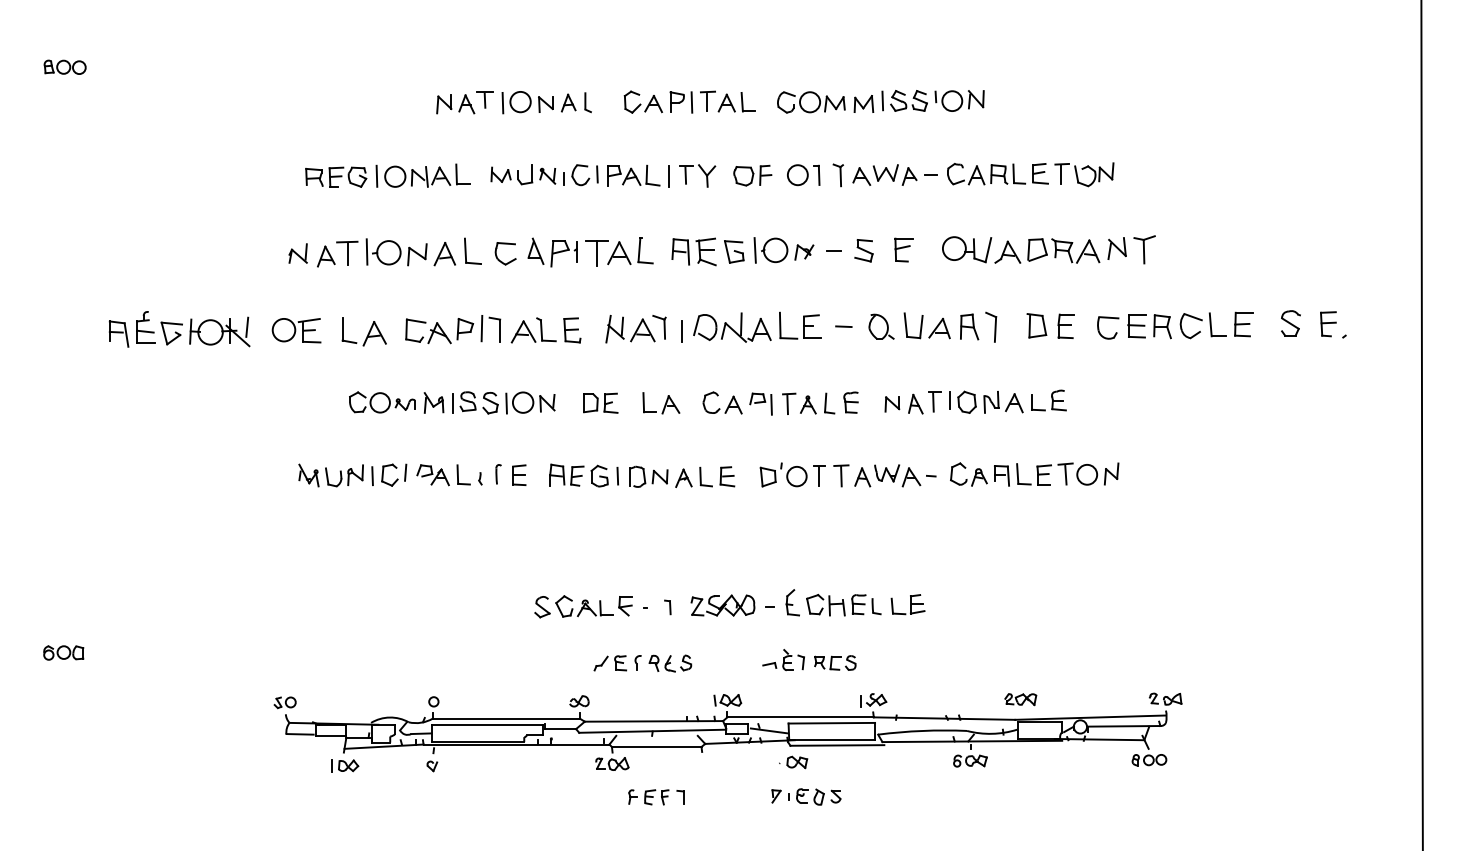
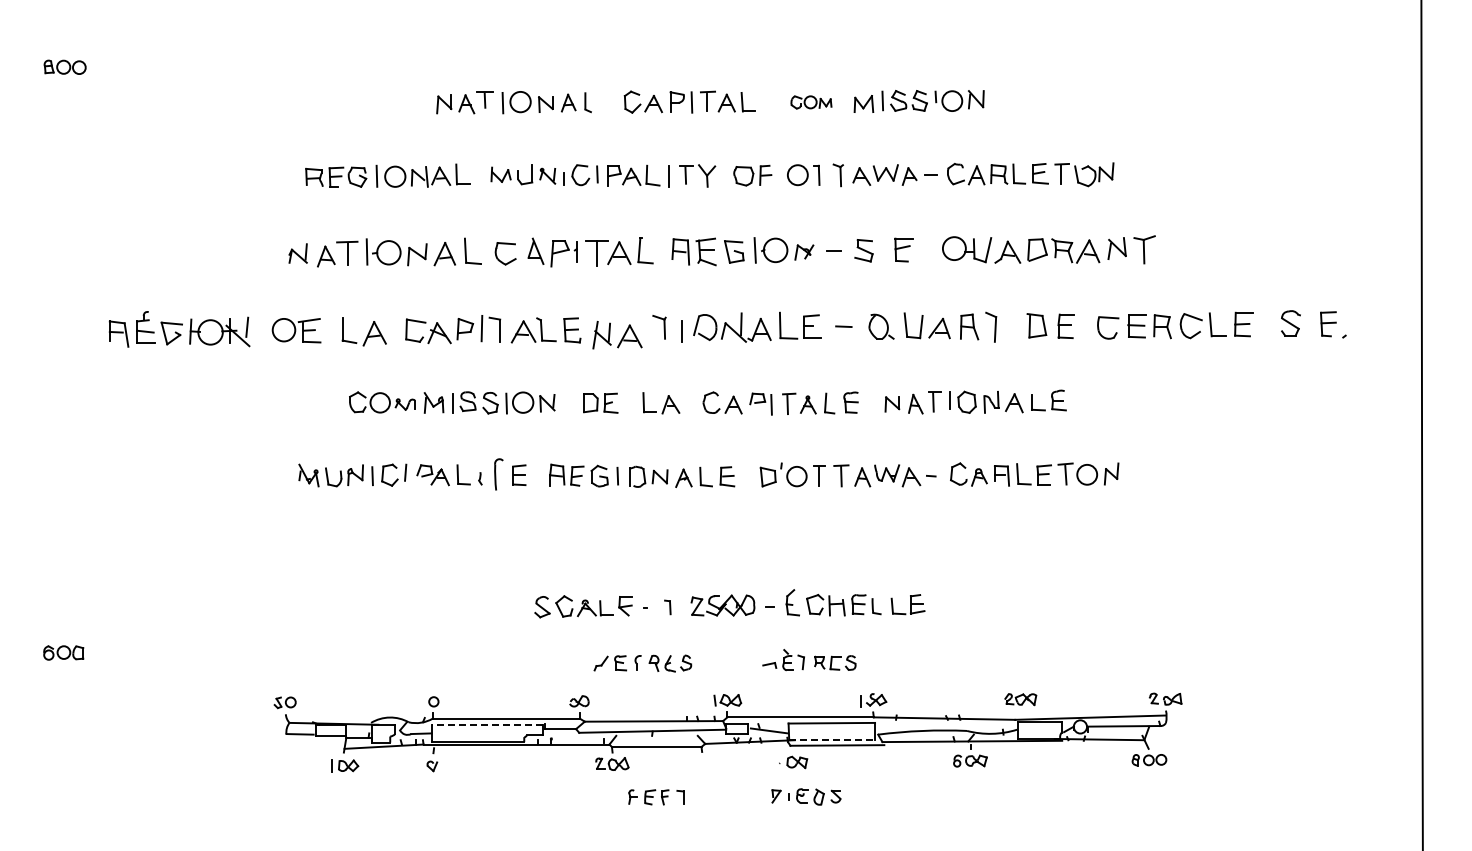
part size: 69x23 px -> 43x15 px (811, 102)
part position: (630, 329) -> (617, 335) (617, 335)
part size: 7x21 px -> 10x33 px (498, 474)
line: solid -> dashed (487, 724)
line: solid -> dashed (832, 740)
